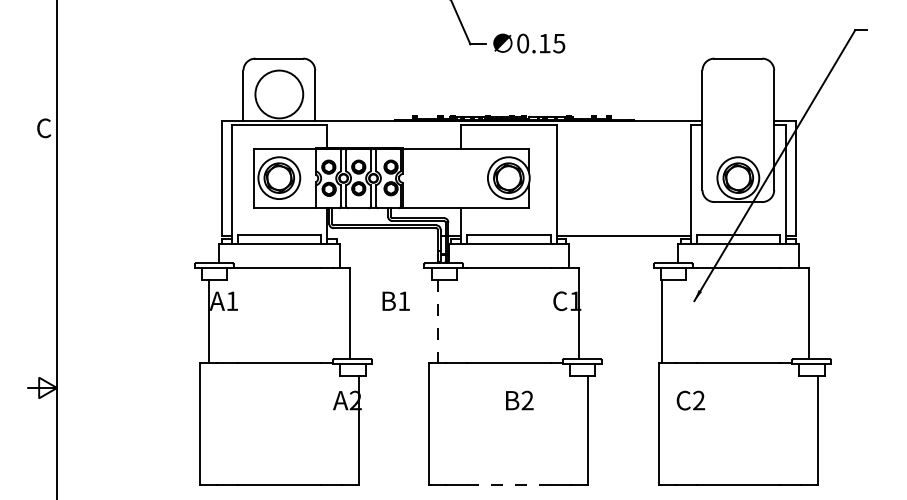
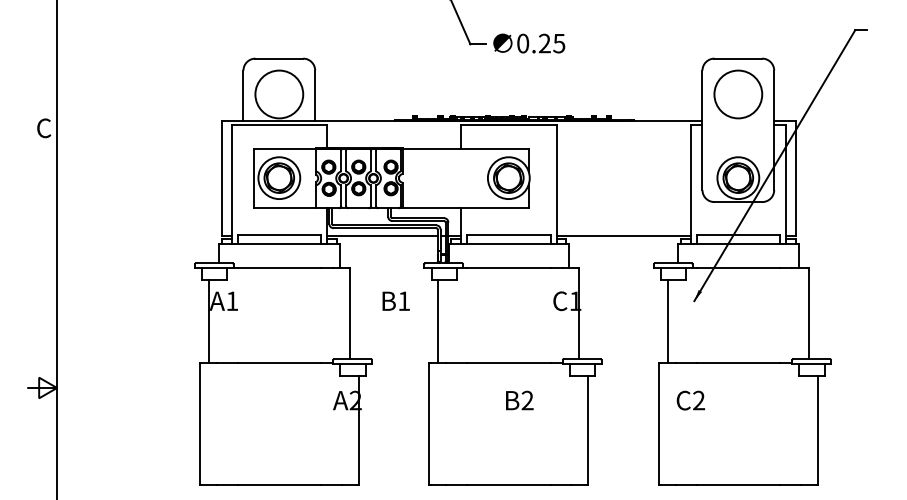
text: 0.15 -> 0.25 (544, 43)
circle: none -> present (738, 94)
line: none -> present (382, 235)
line: dashed -> solid (438, 321)
line position: (661, 321) -> (667, 321) (667, 321)
line: dashed -> solid (508, 484)
